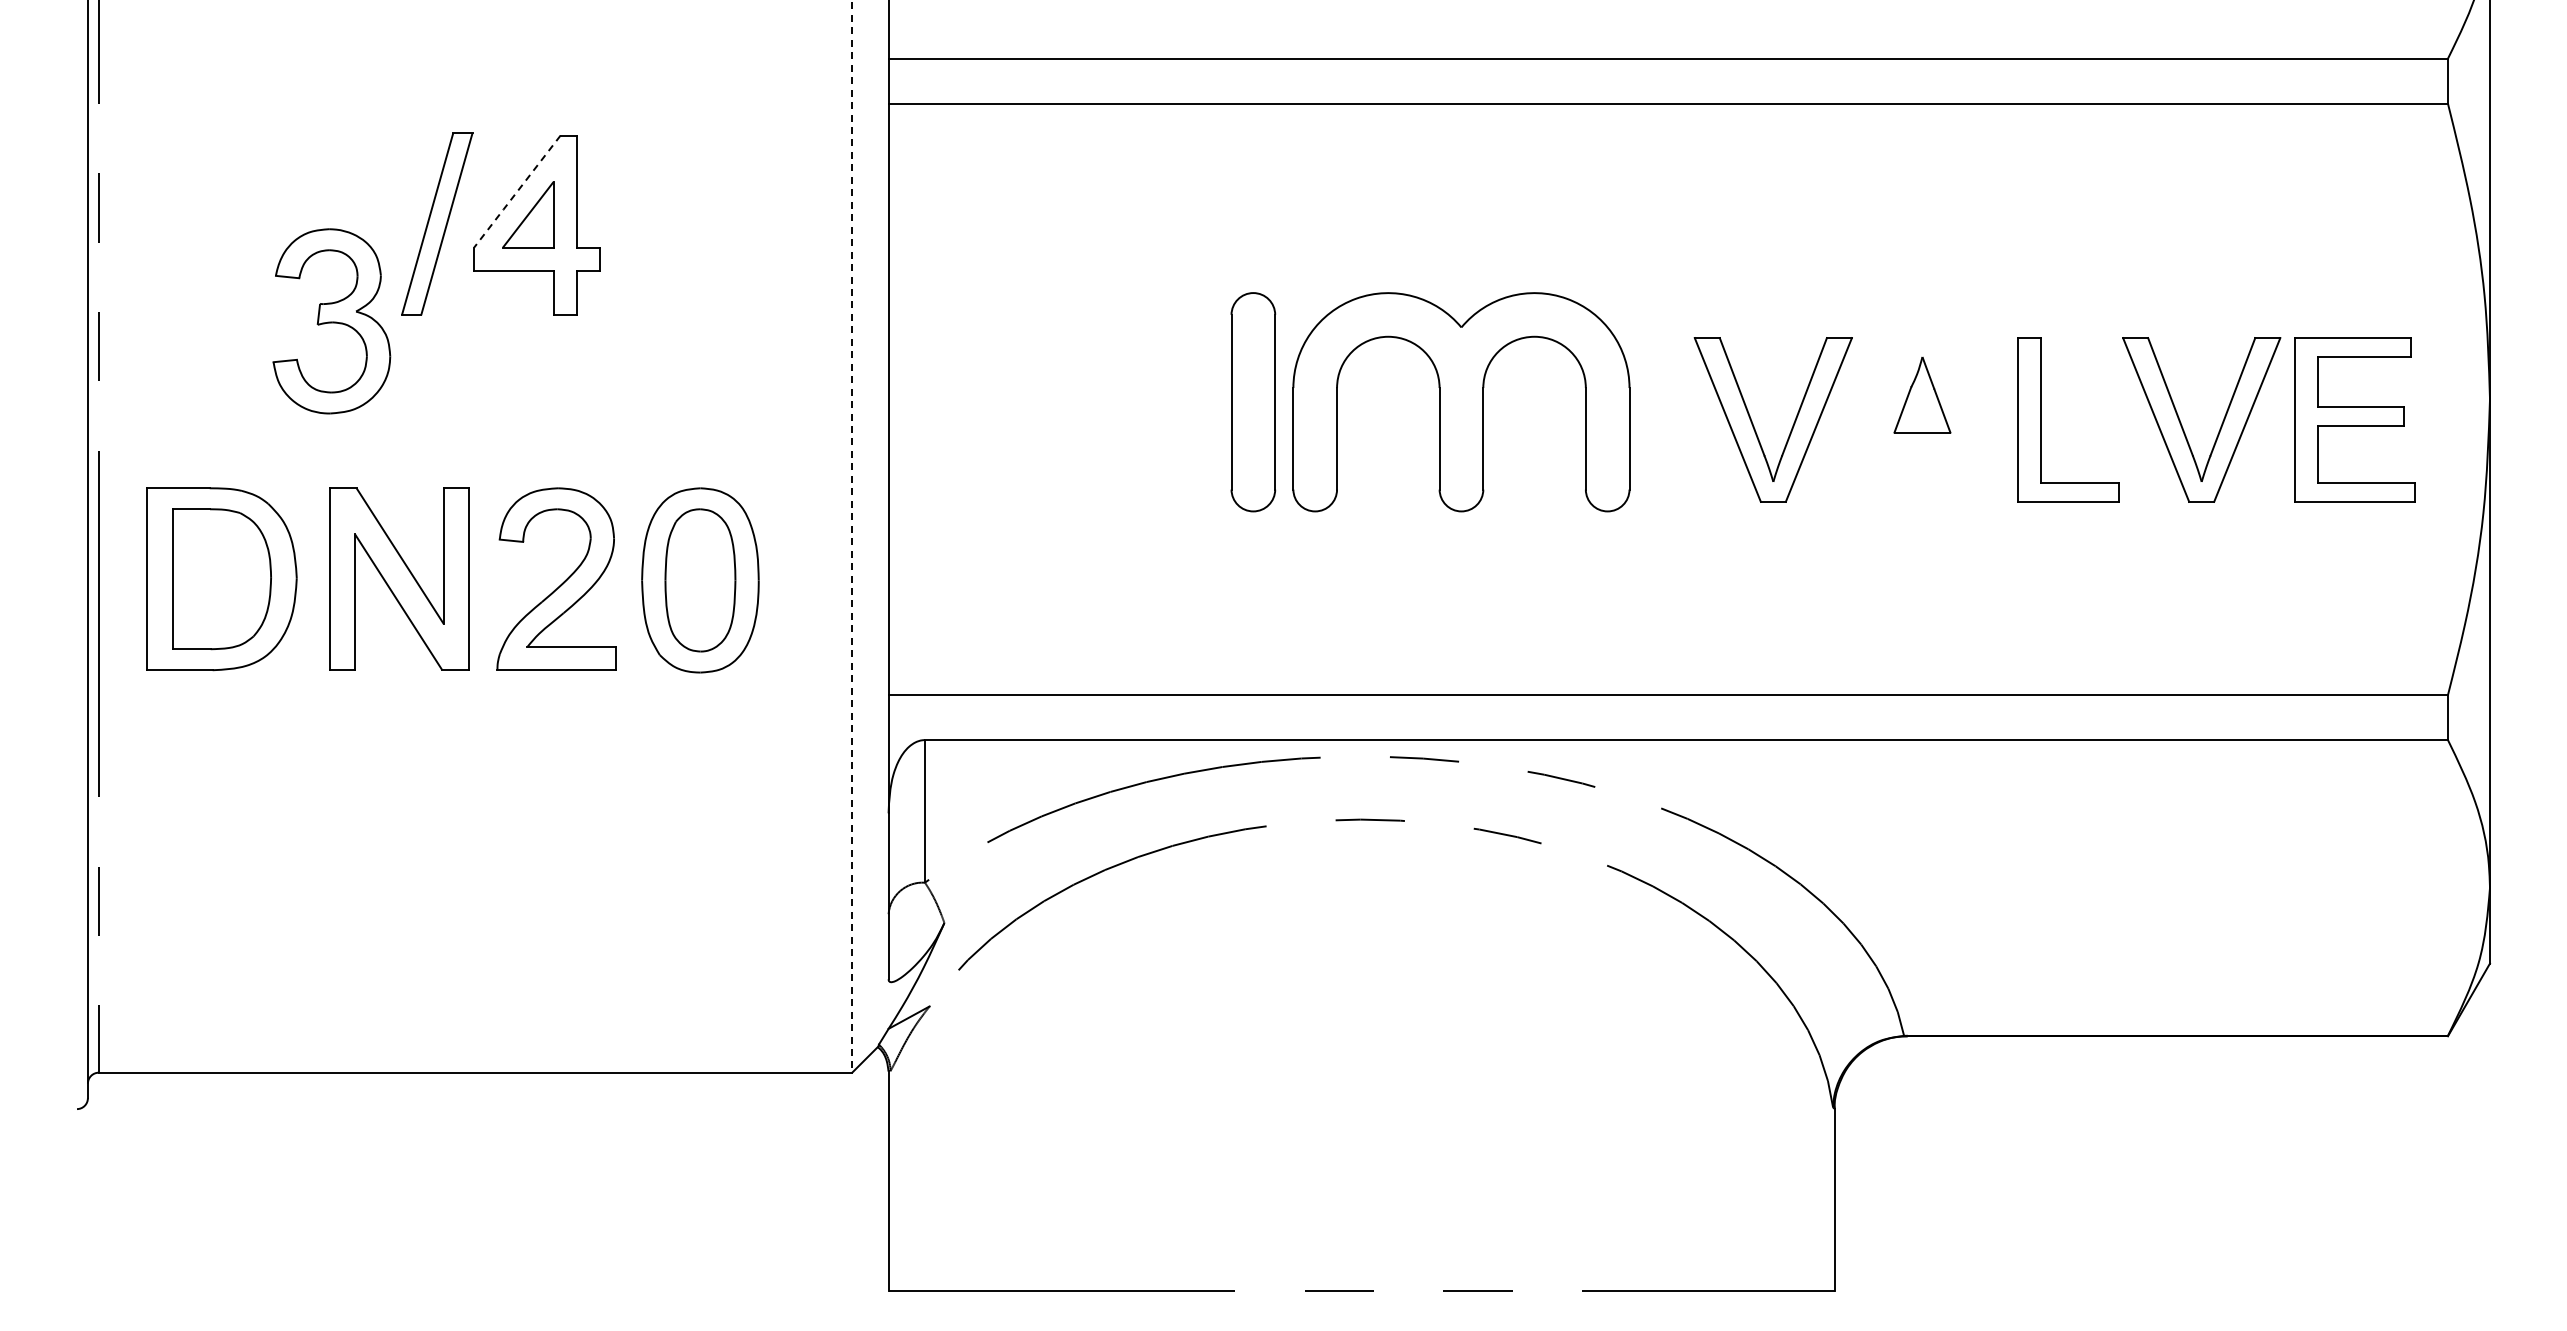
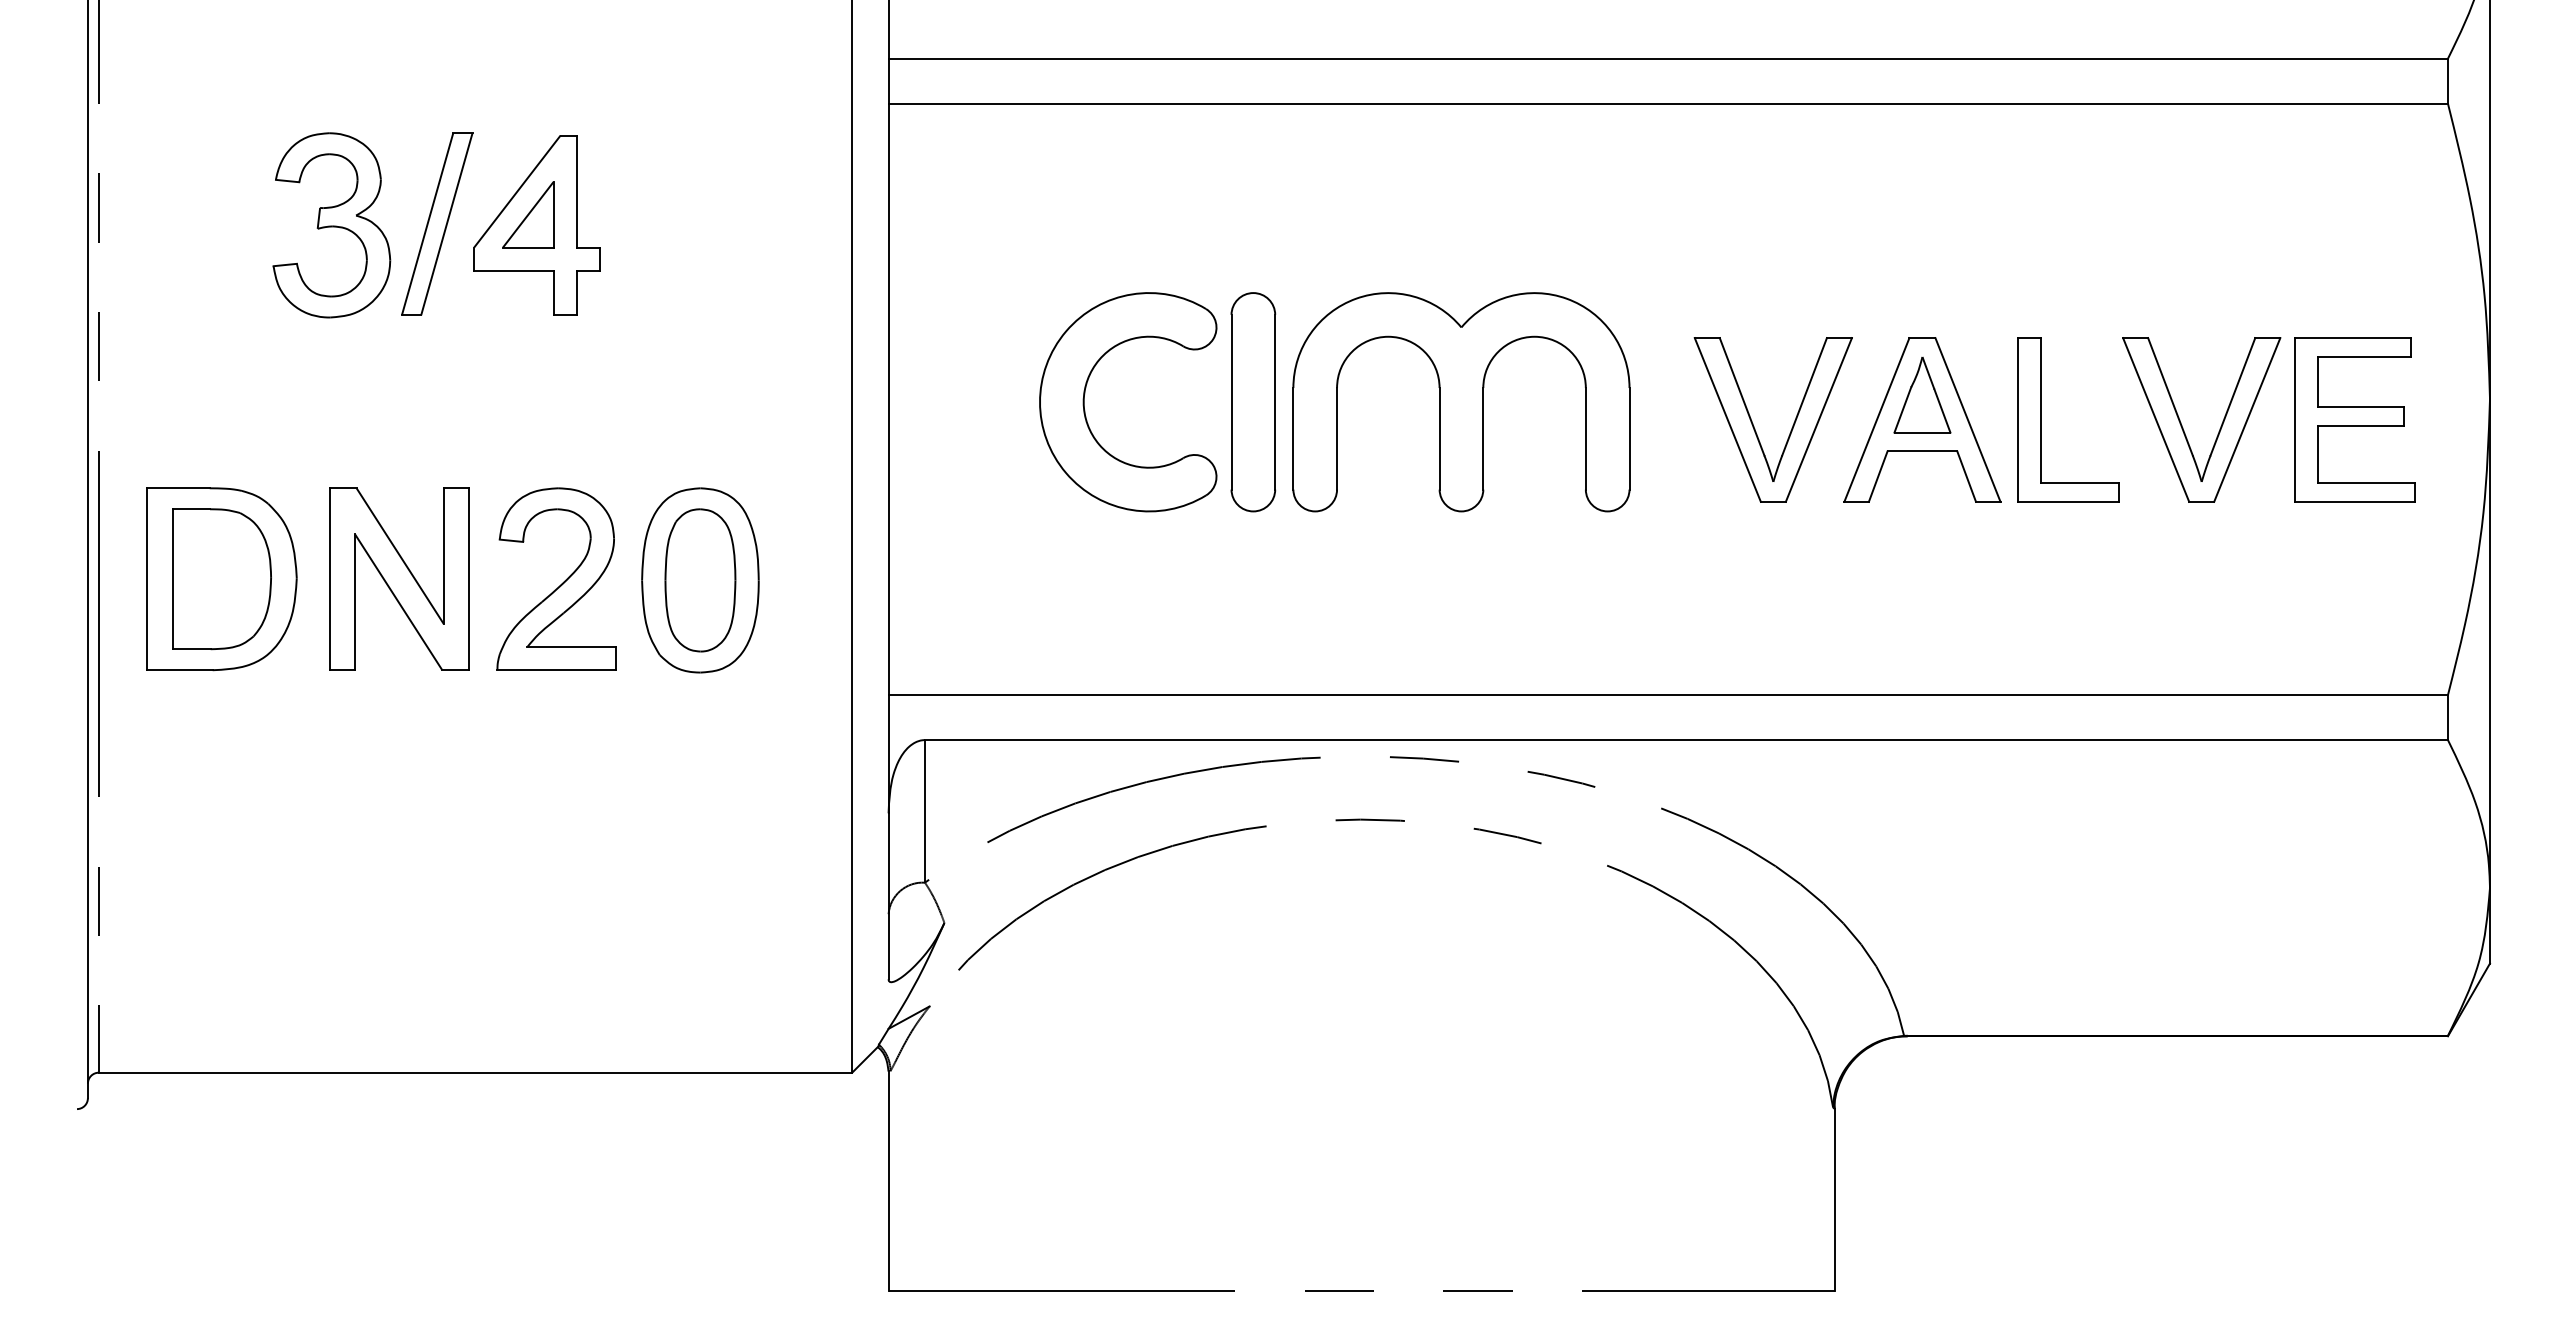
line: dashed -> solid (517, 191)
part position: (331, 321) -> (331, 225) (331, 225)
part: none -> present (1085, 394)
part: none -> present (1922, 419)
line: dashed -> solid (852, 536)
